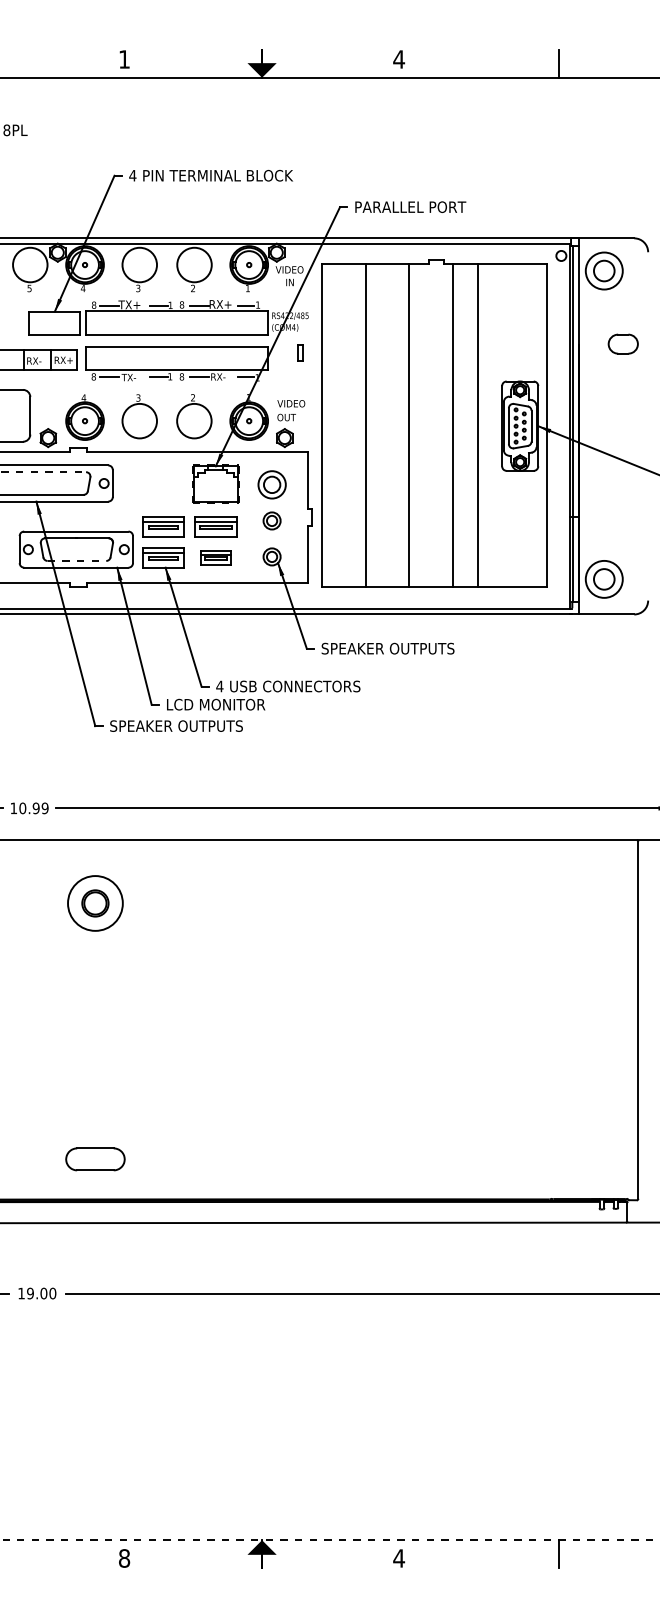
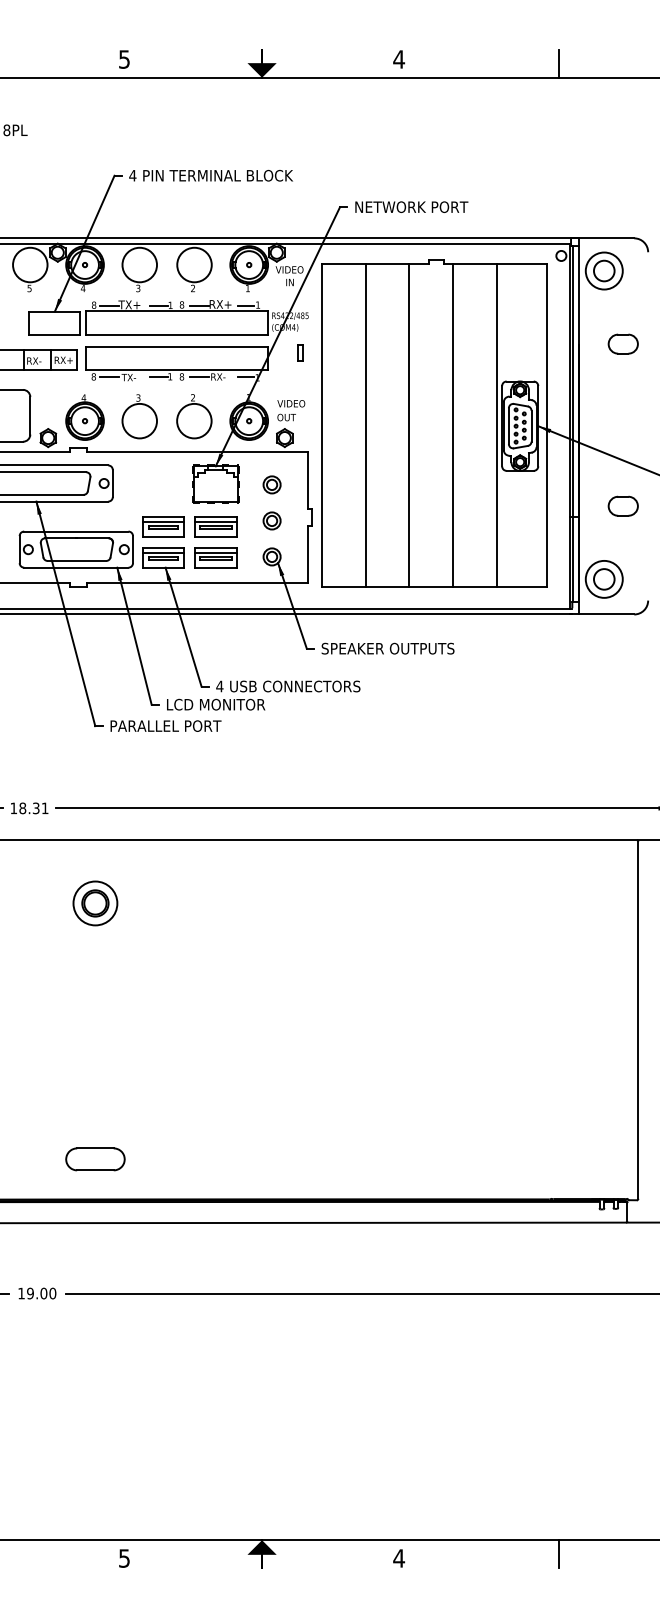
text: 1 -> 5 (124, 59)
text: PARALLEL PORT -> NETWORK PORT (412, 207)
line position: (478, 425) -> (497, 425) (497, 425)
line: dashed -> solid (43, 472)
part size: 30x30 px -> 20x20 px (271, 484)
part: none -> present (622, 505)
part size: 32x16 px -> 44x22 px (215, 557)
line: dashed -> solid (77, 560)
text: SPEAKER OUTPUTS -> PARALLEL PORT (176, 725)
text: 10.99 -> 18.31 (33, 808)
circle diameter: 55 px -> 44 px (95, 903)
line: dashed -> solid (330, 1540)
text: 8 -> 5 (124, 1558)
